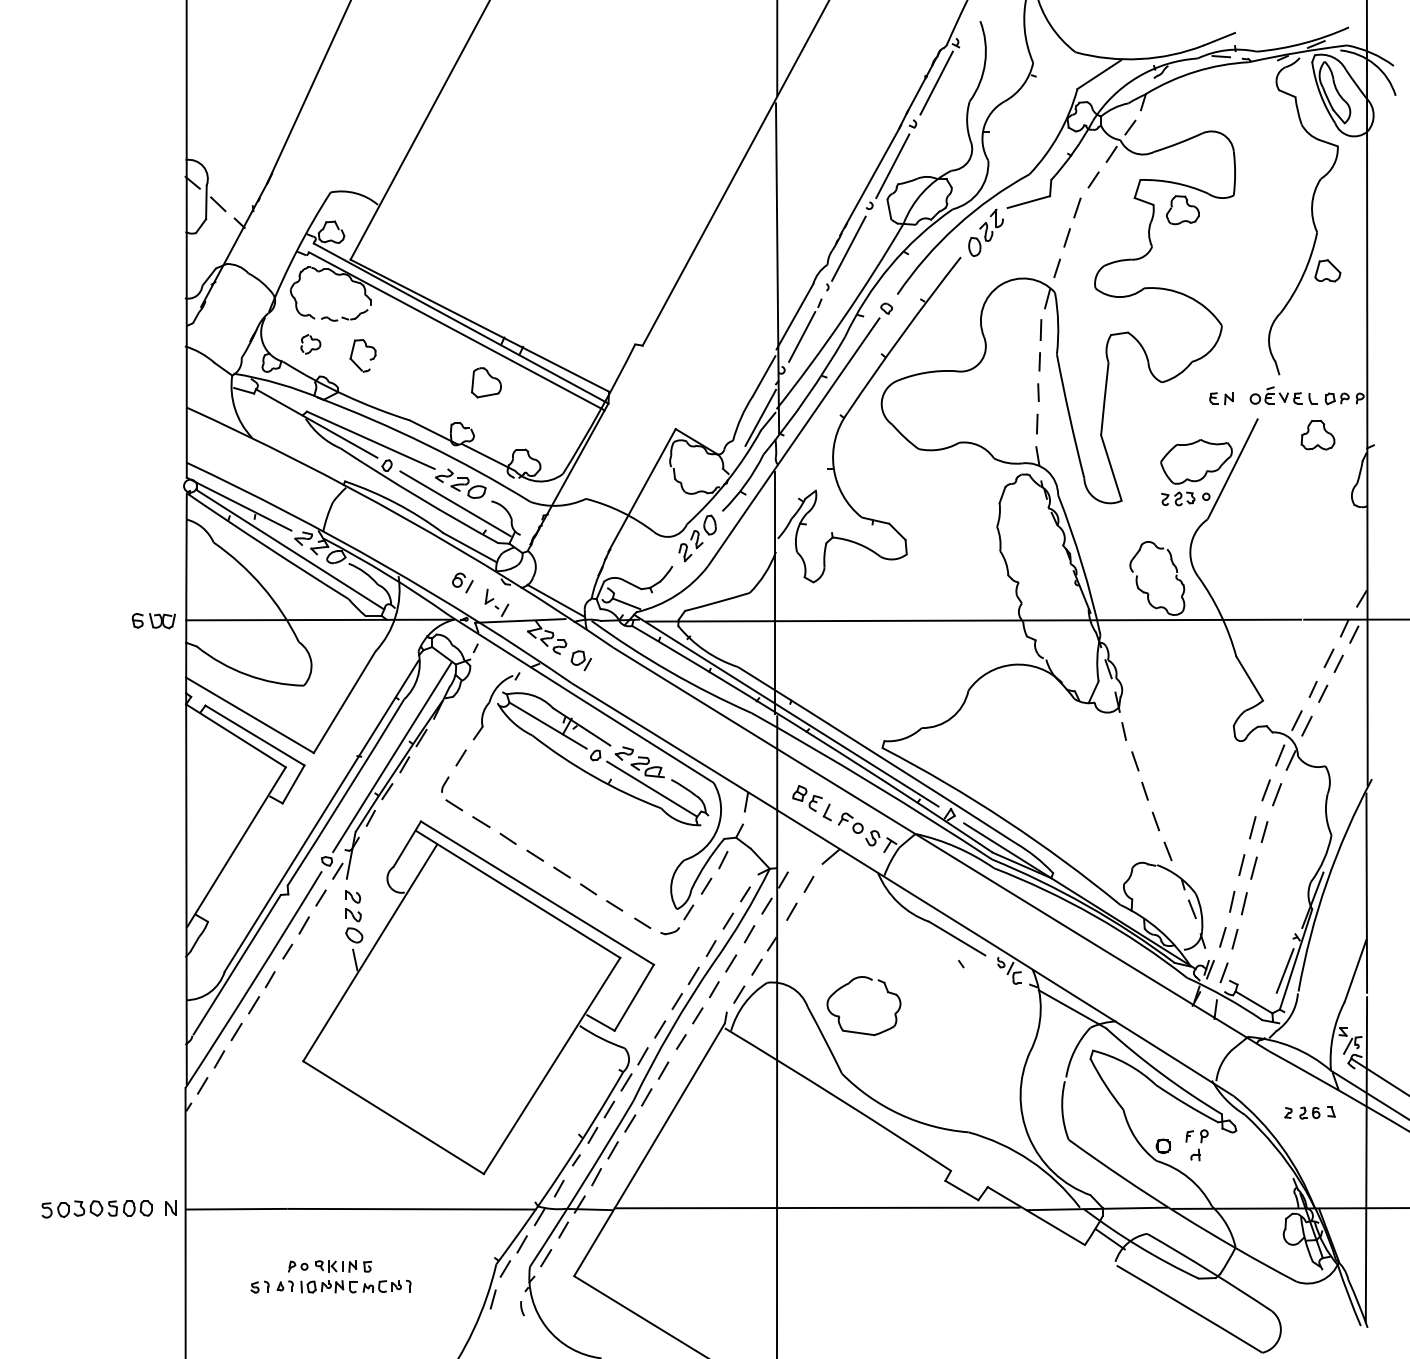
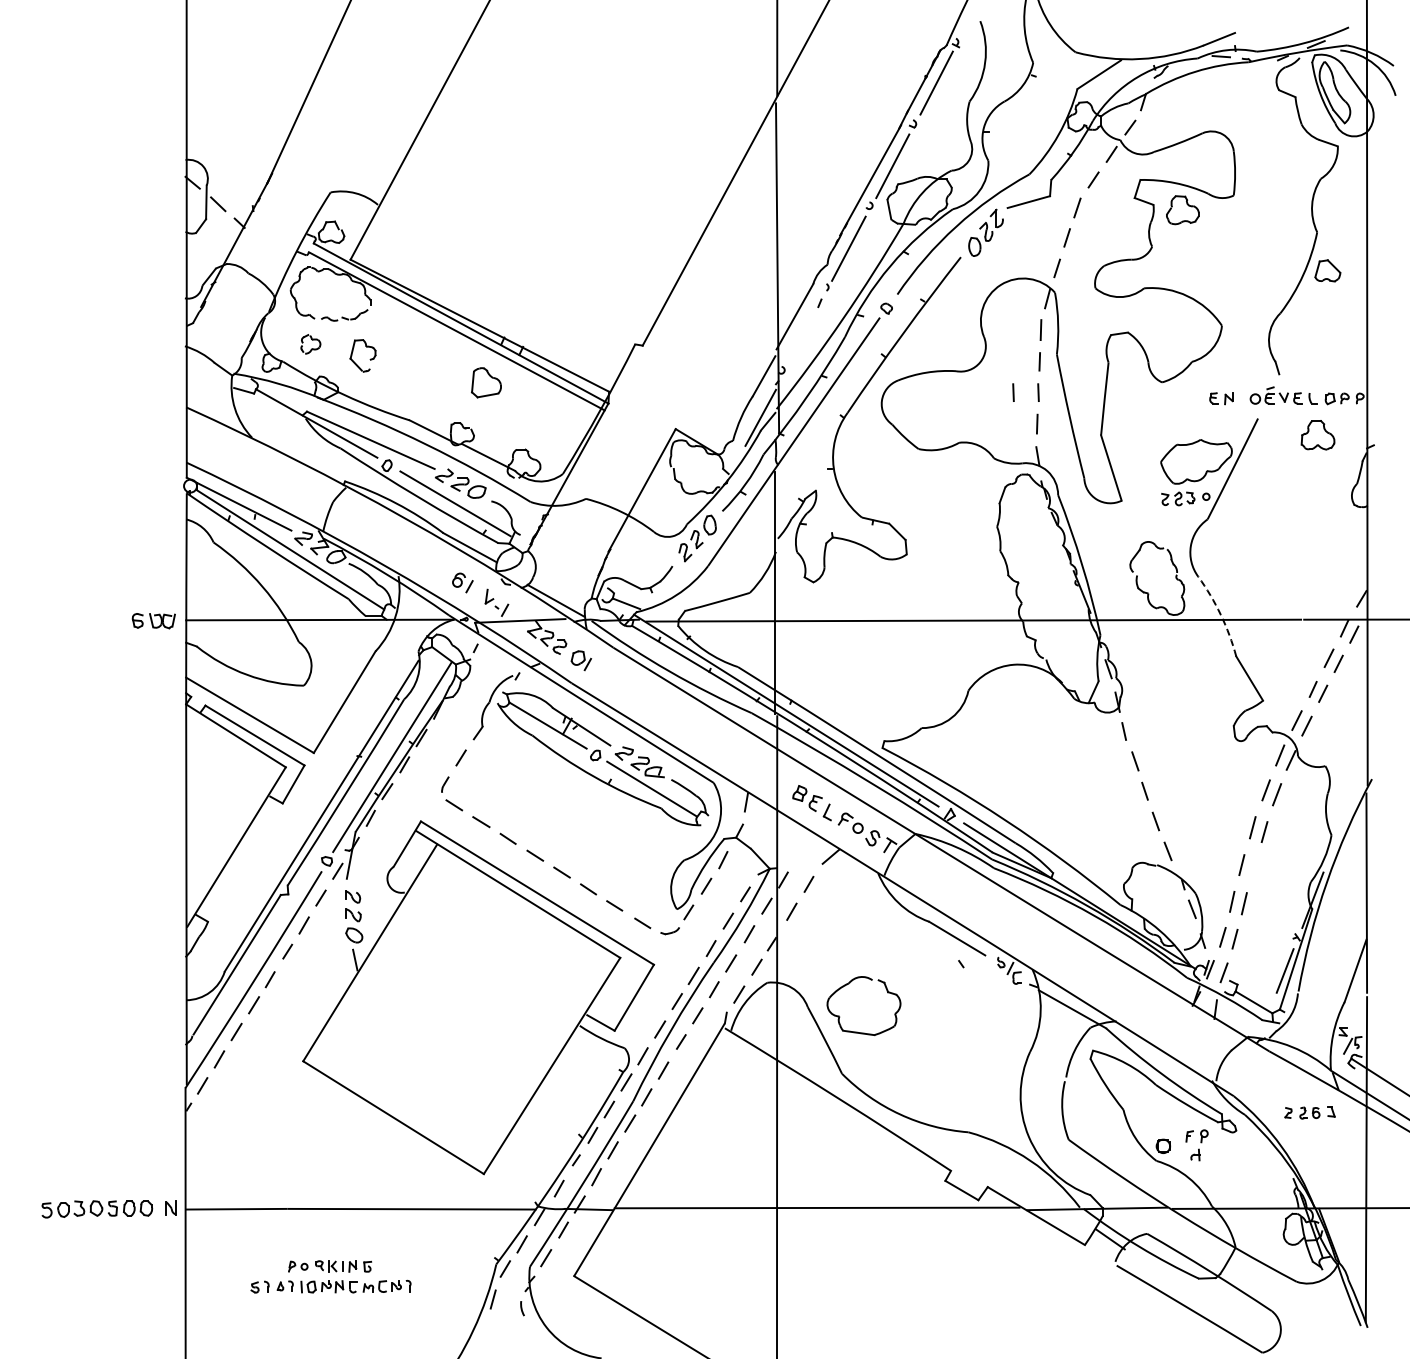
line: present -> none (802, 336)
line: none -> present (1013, 392)
arc: solid -> dashed (1220, 614)
line: present -> none (1253, 867)
